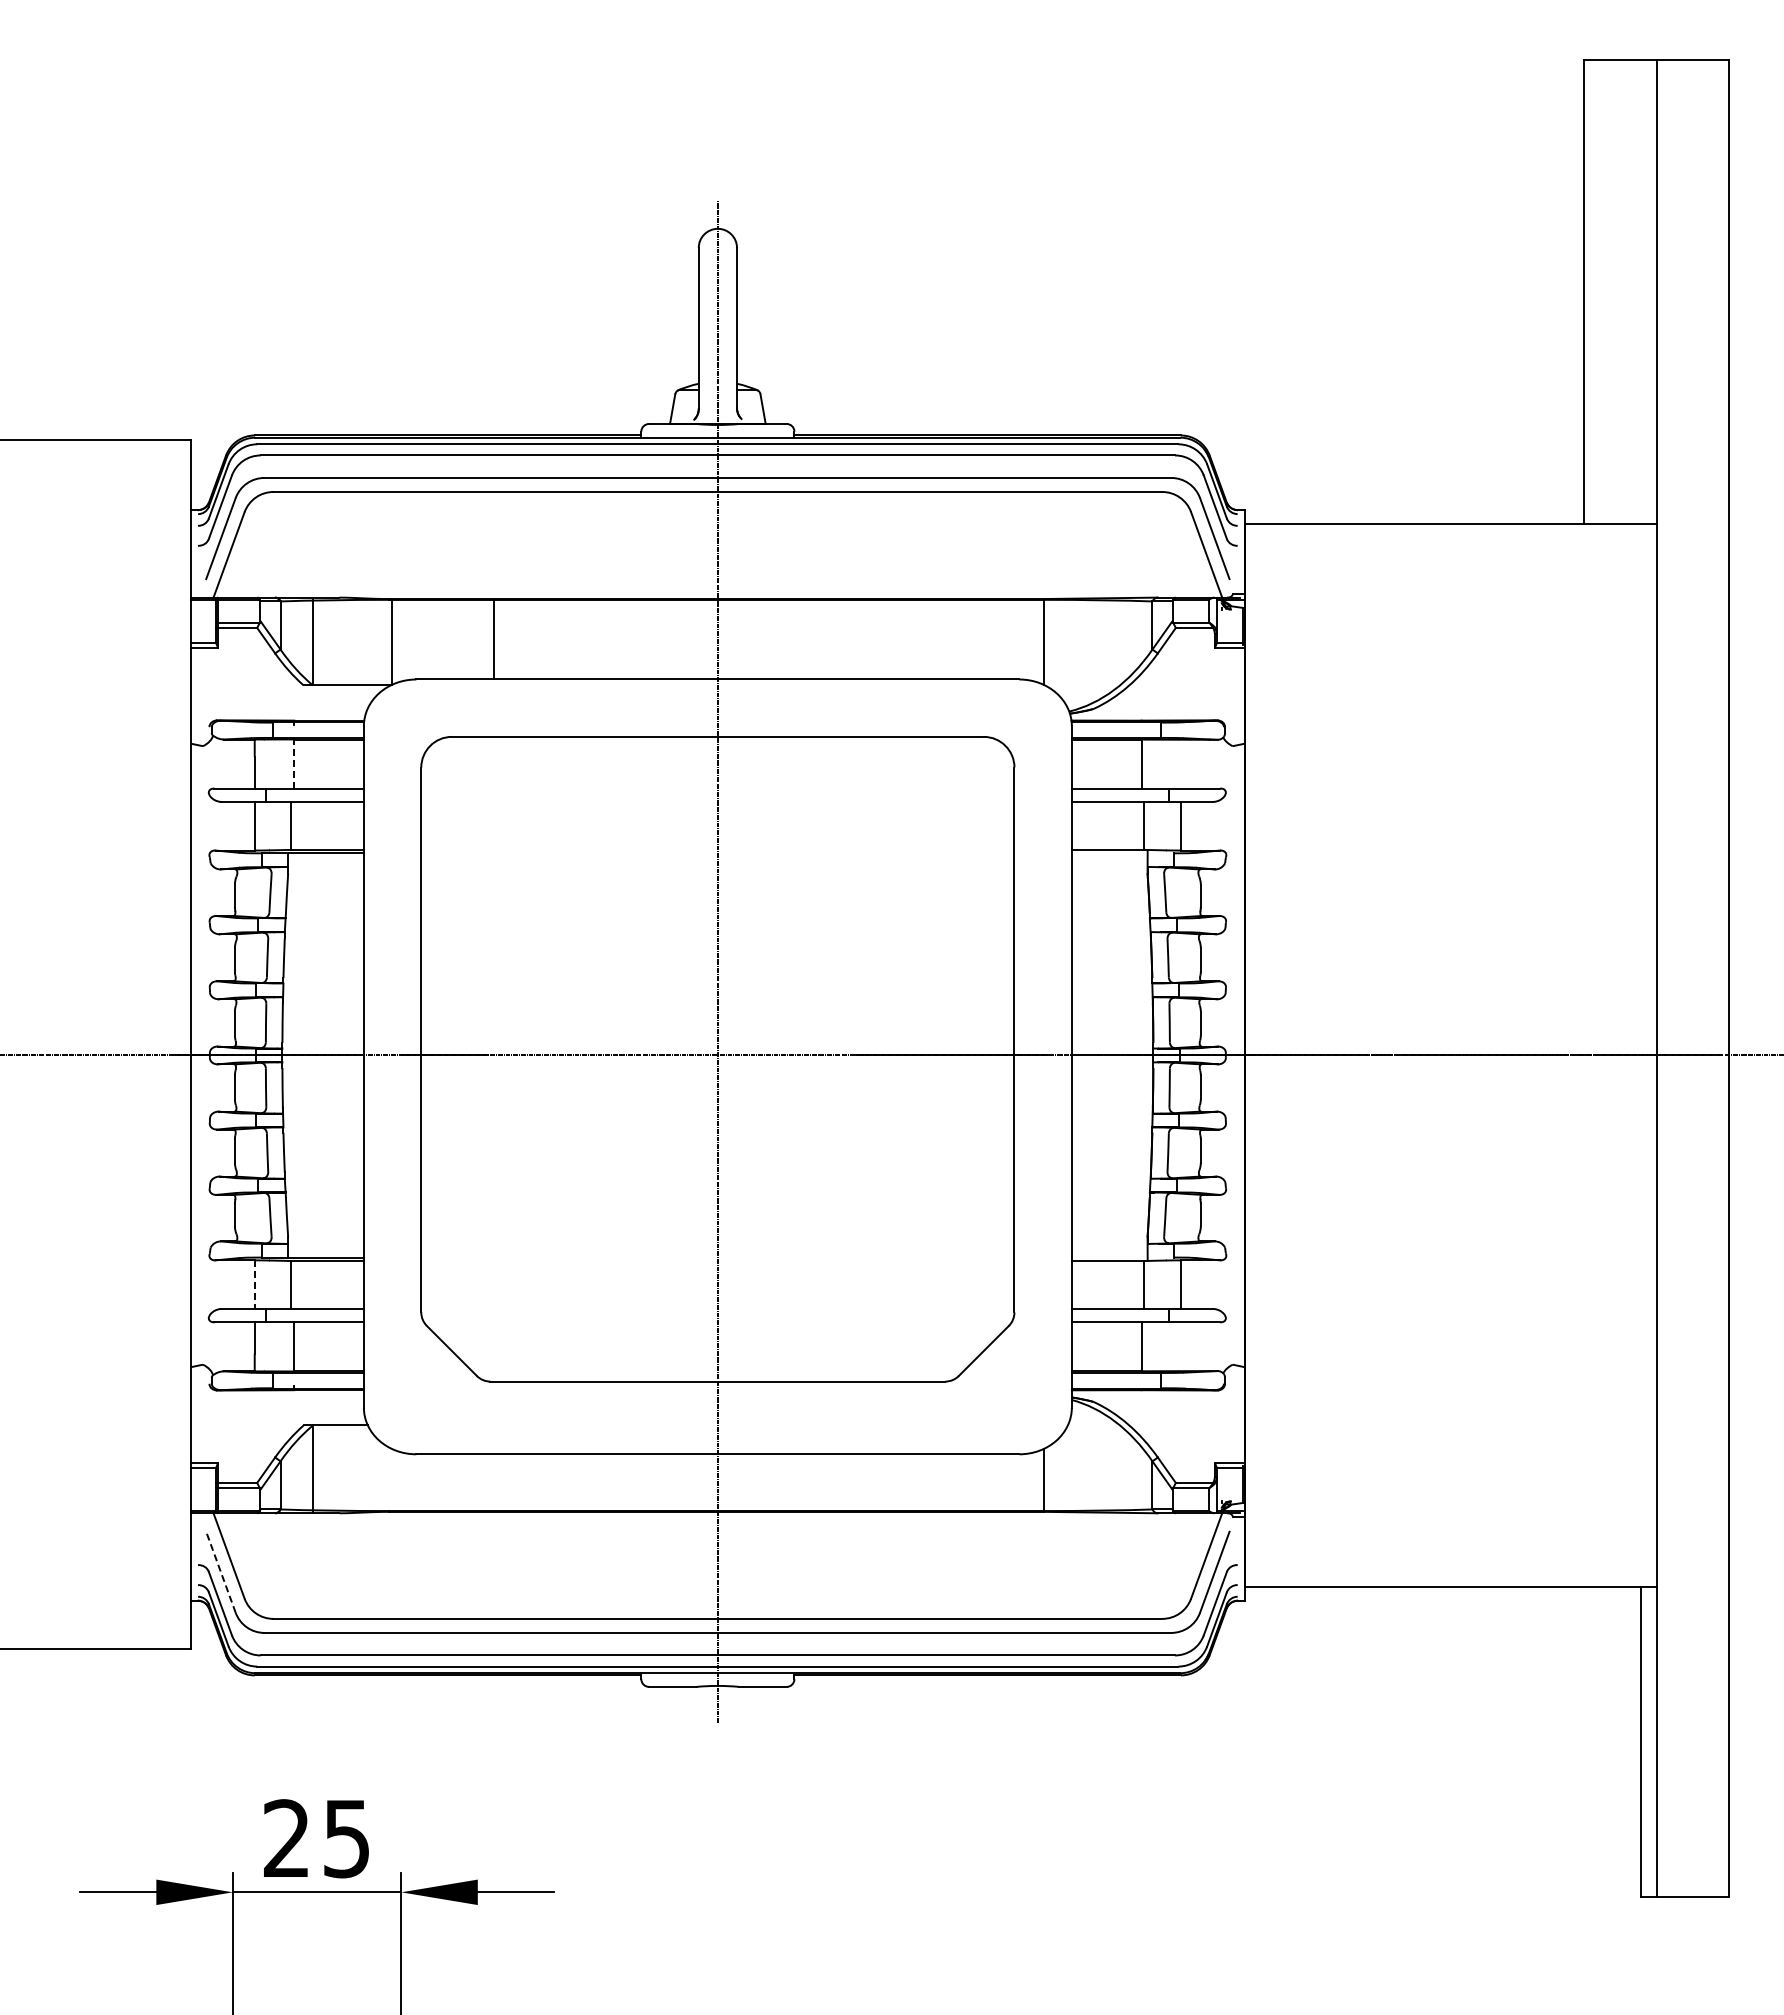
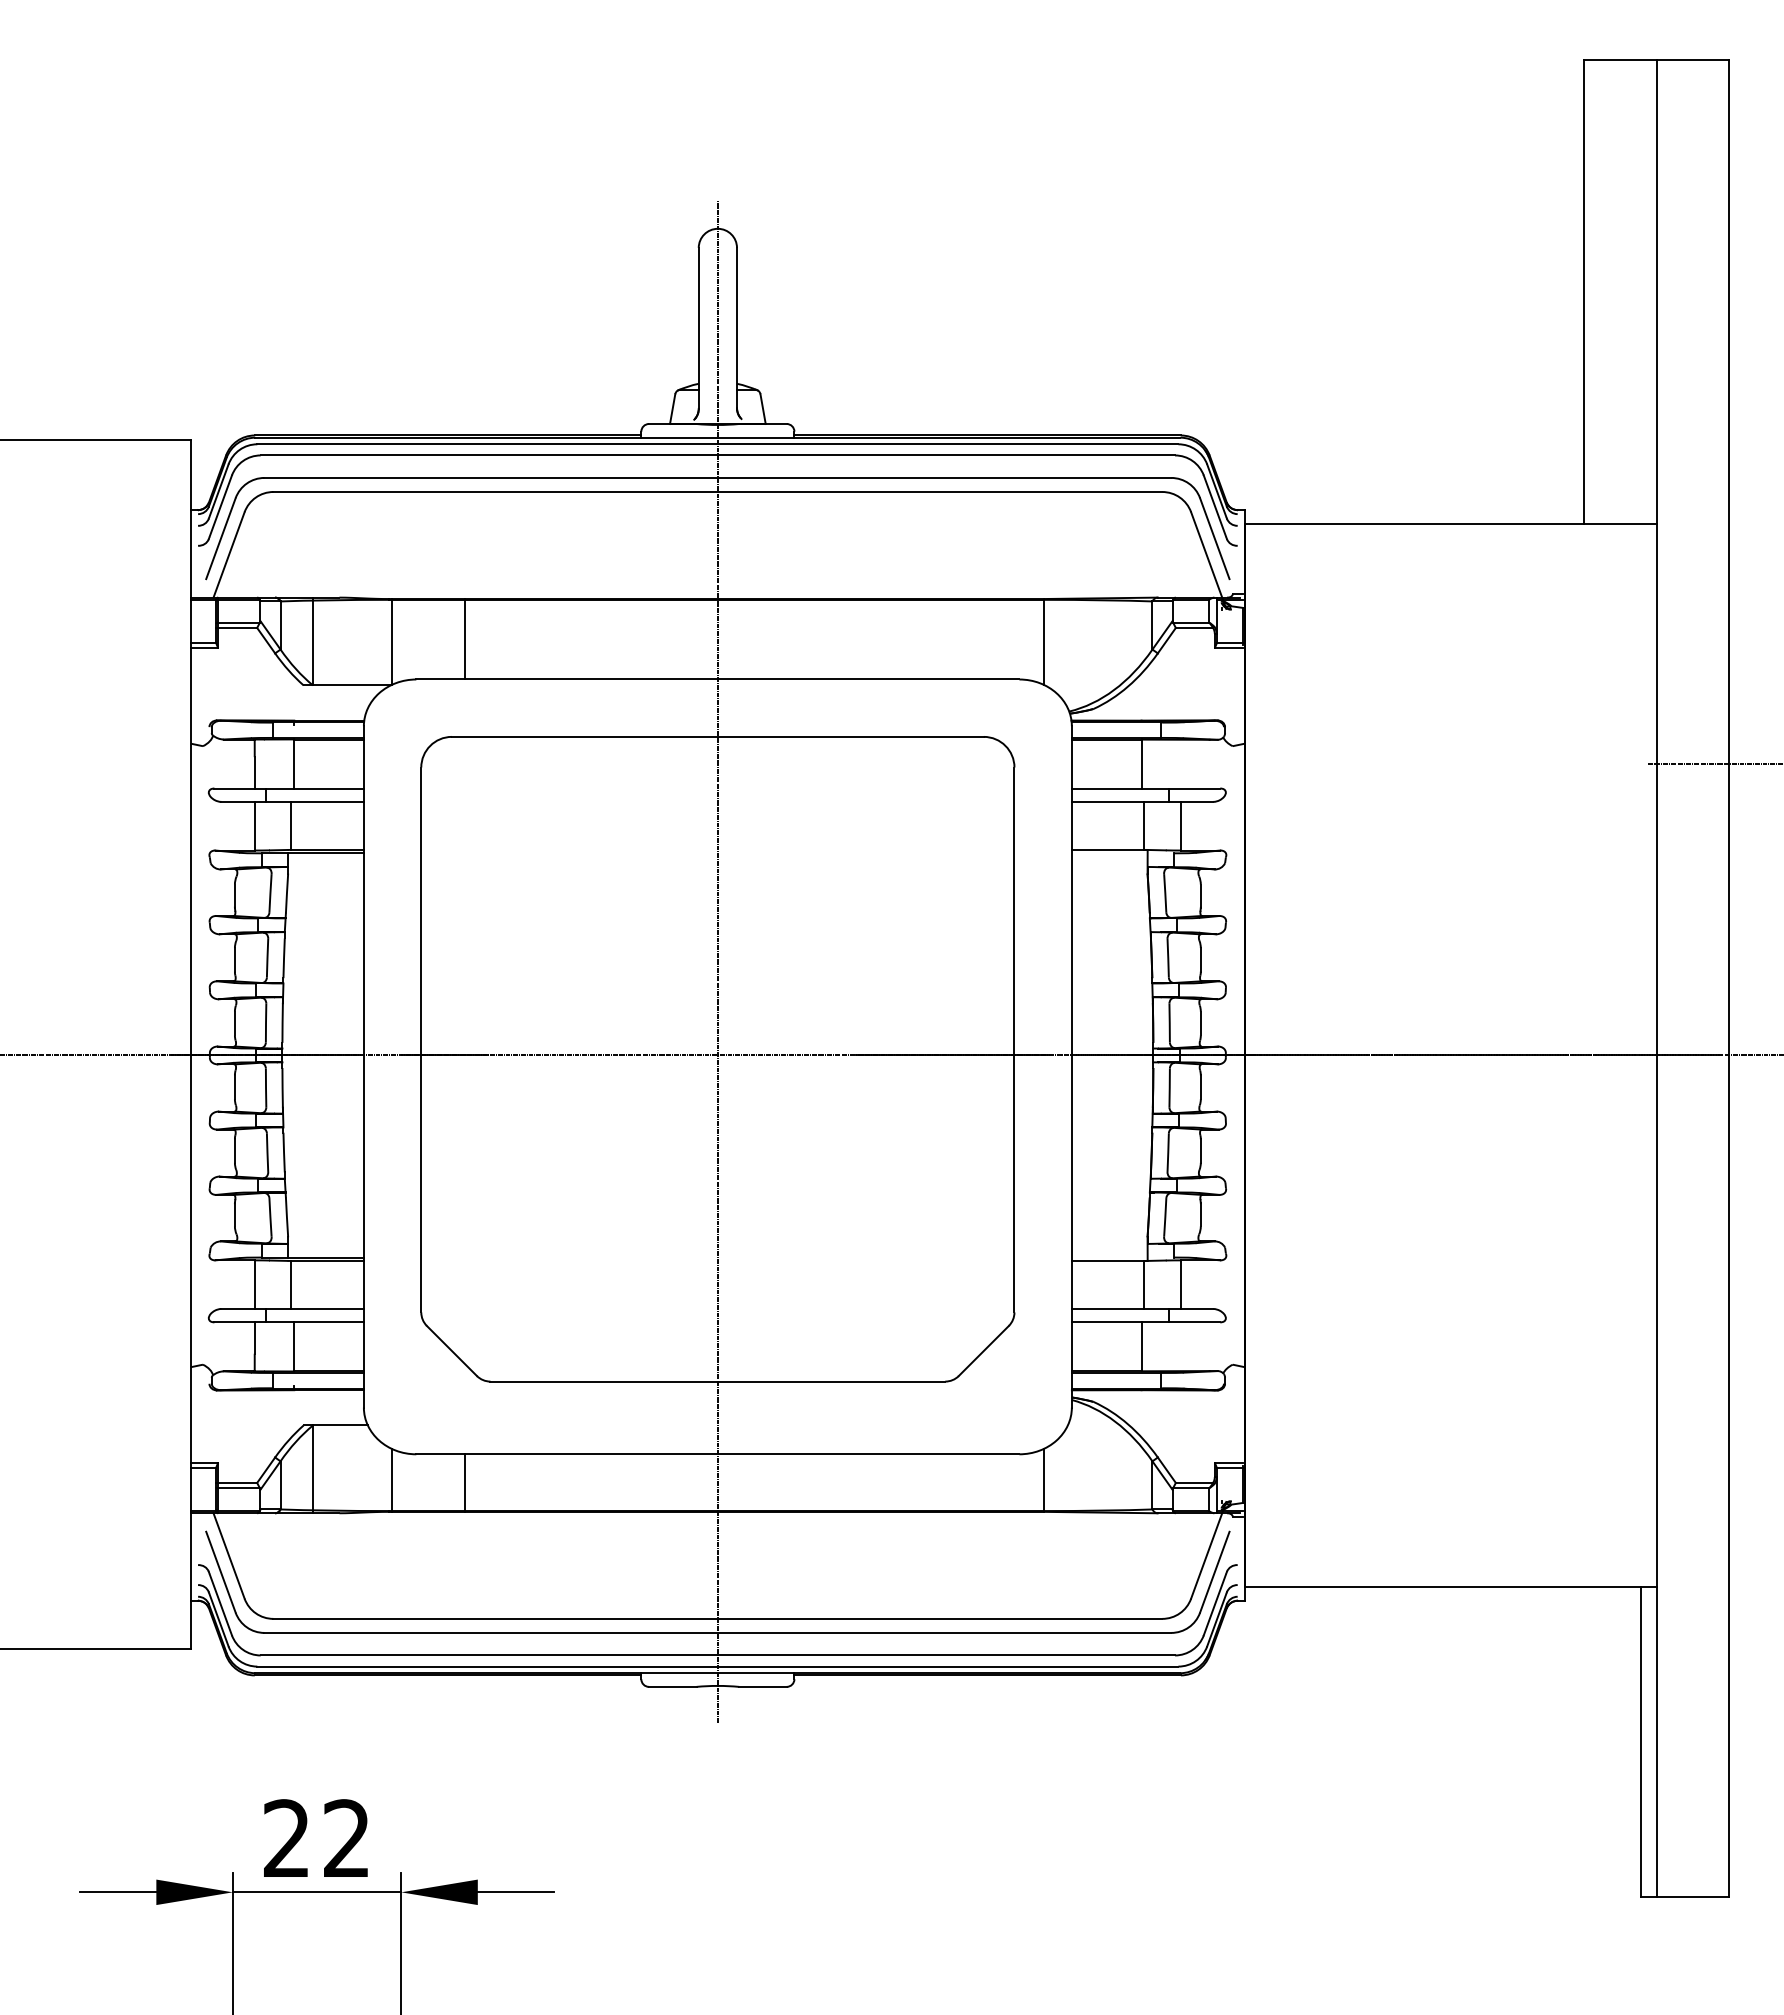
line position: (494, 639) -> (465, 639) (465, 639)
line: dashed -> solid (294, 763)
line: none -> present (1713, 763)
line: dashed -> solid (254, 1285)
line: none -> present (392, 1480)
line: none -> present (465, 1482)
line: dashed -> solid (220, 1571)
text: 25 -> 22 (346, 1838)
